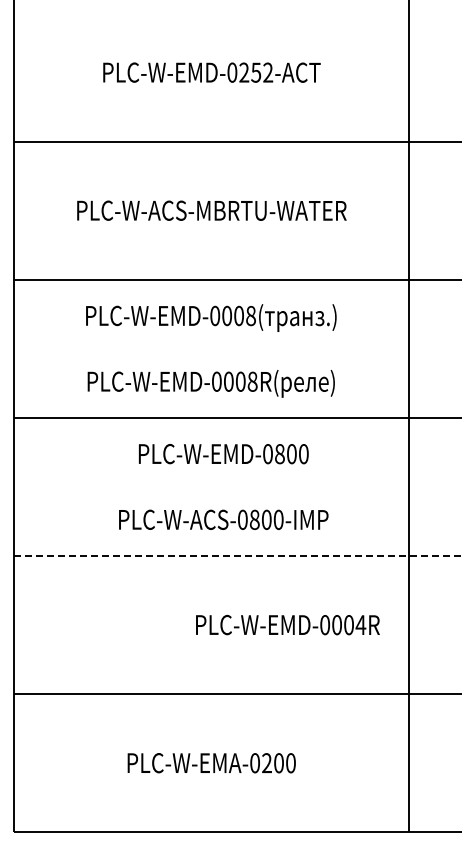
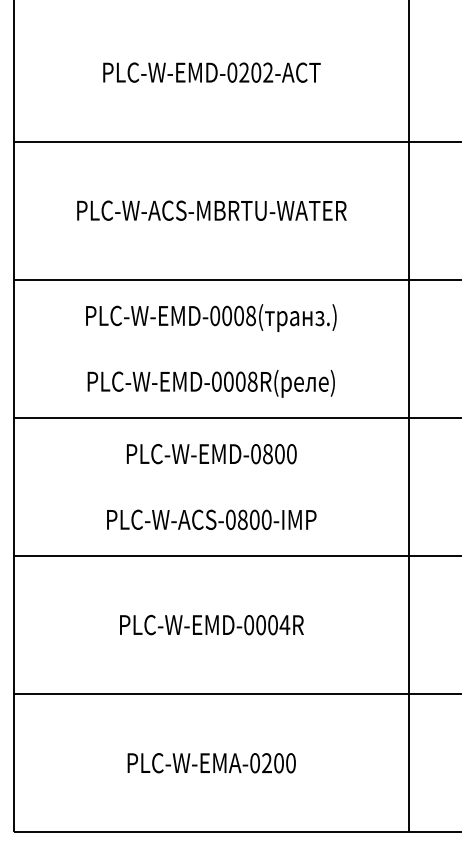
text: PLC-W-EMD-0252-ACT -> PLC-W-EMD-0202-ACT (256, 72)
text position: (223, 486) -> (211, 486) (211, 486)
line: dashed -> solid (237, 556)
text position: (287, 624) -> (211, 624) (211, 624)
